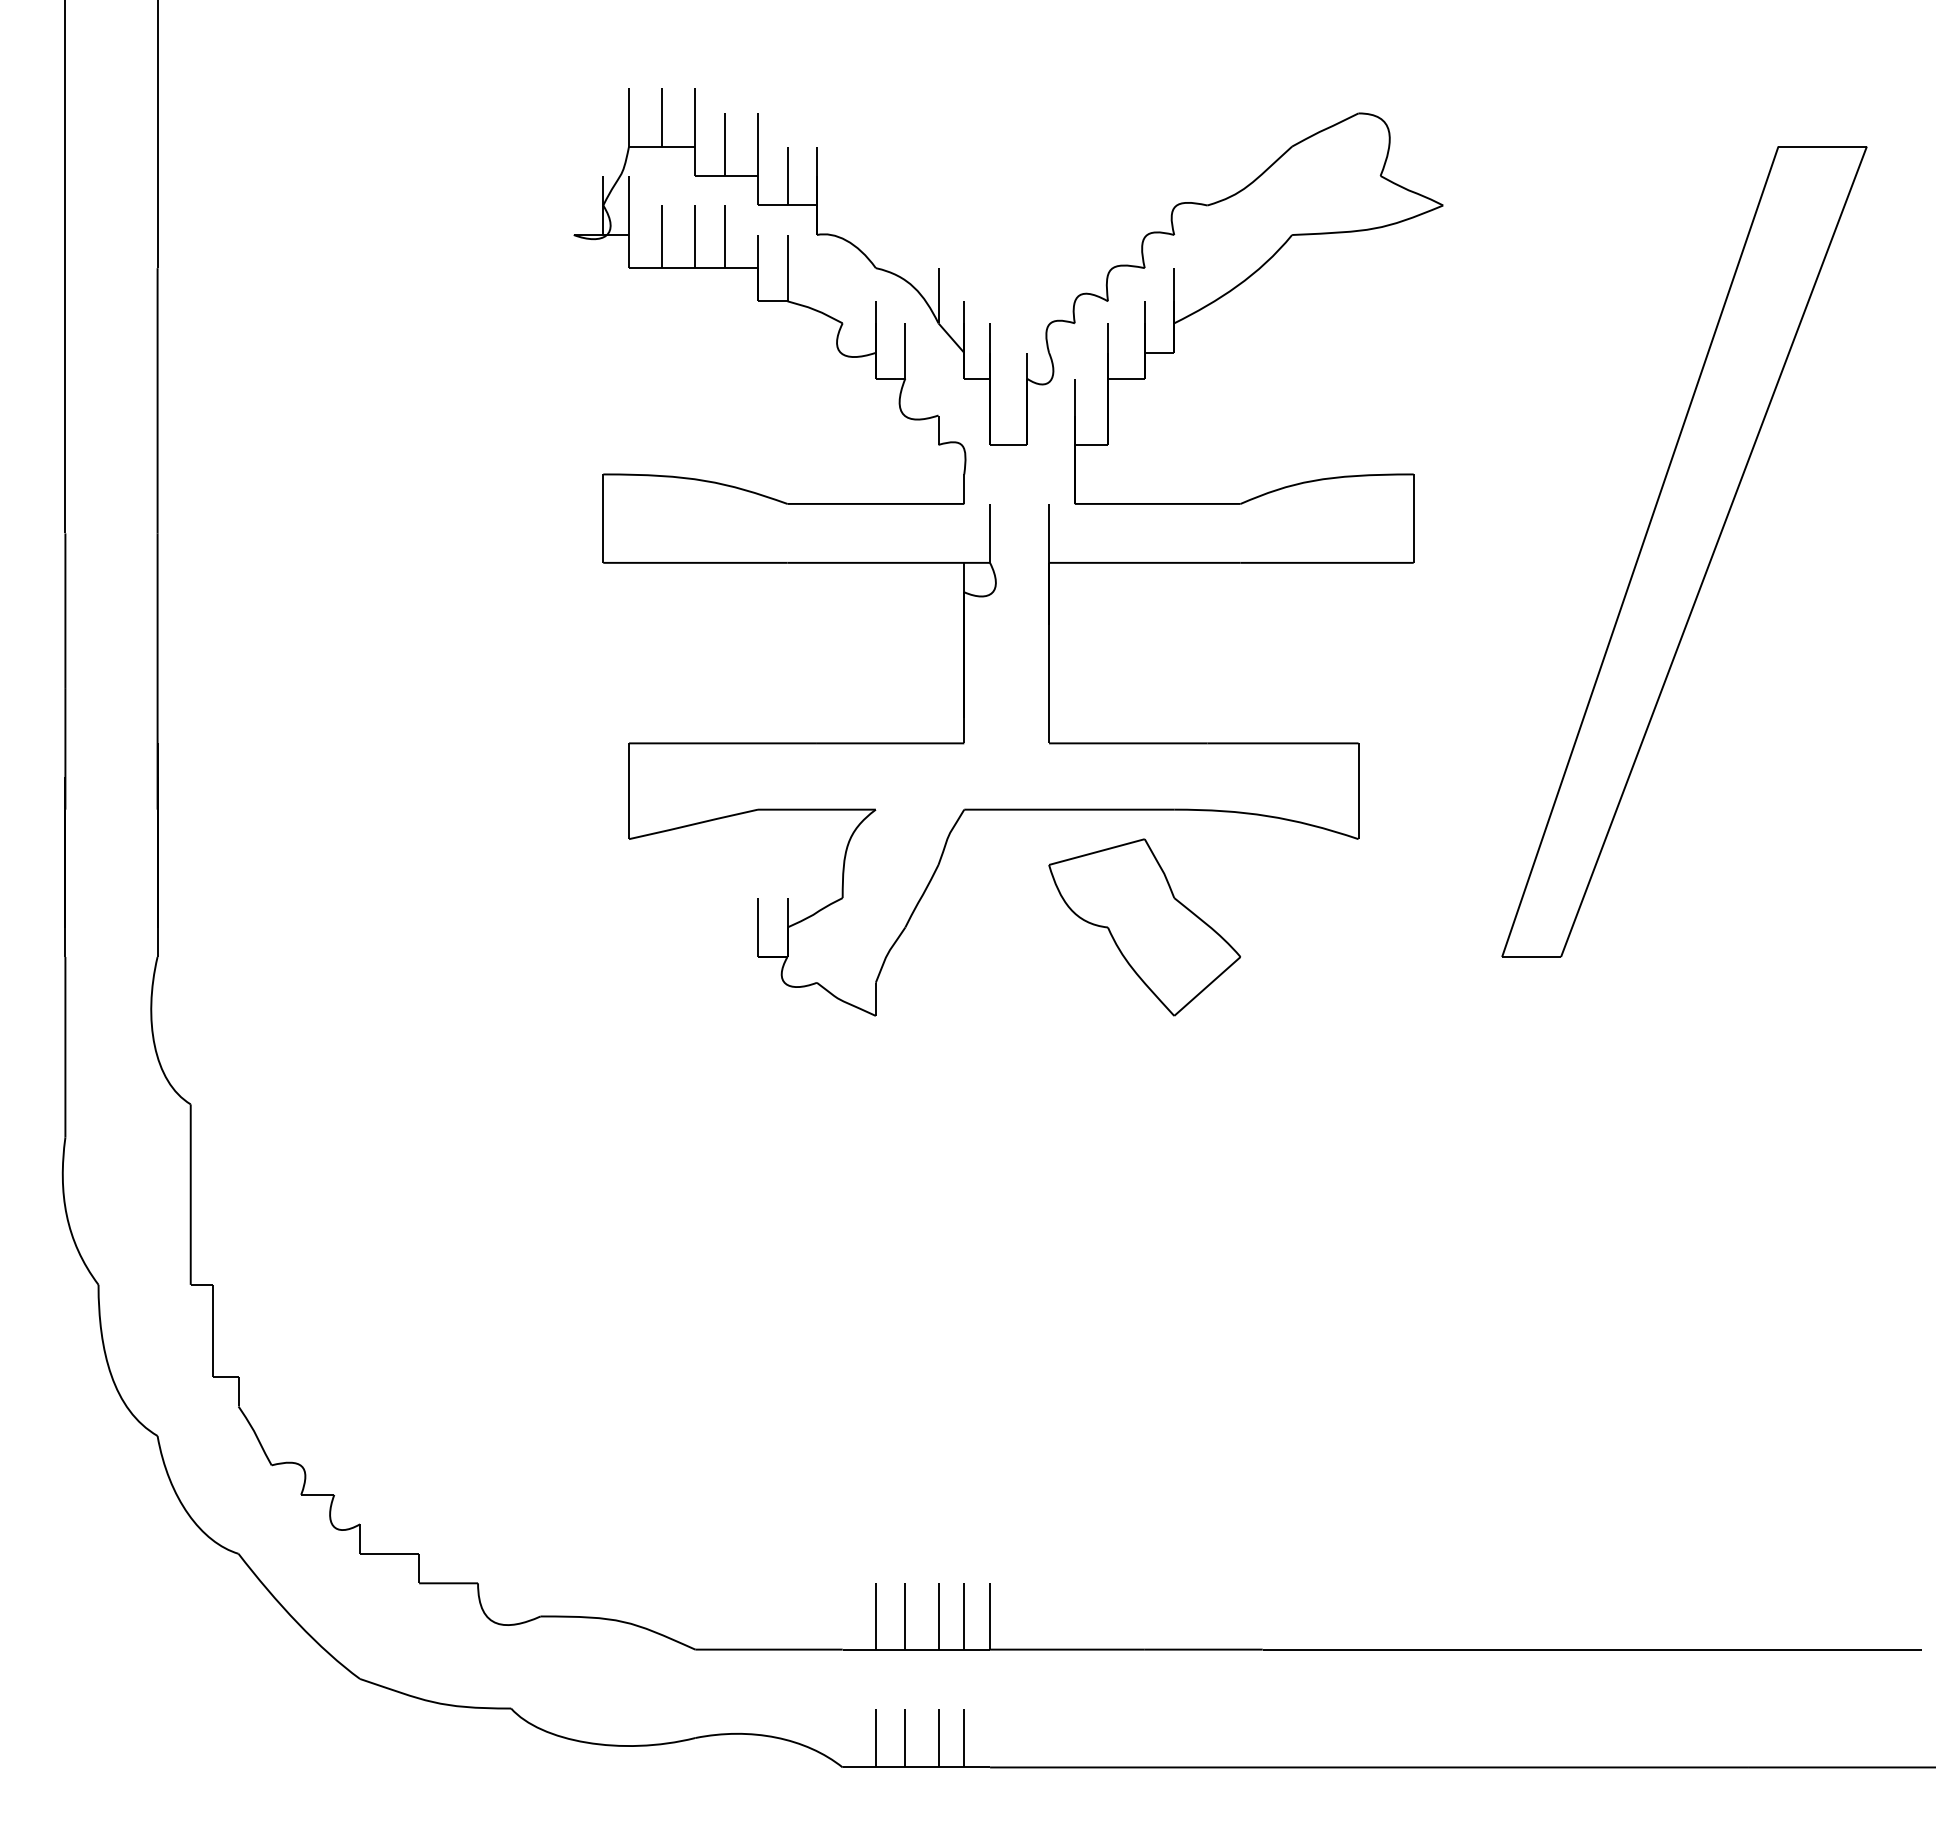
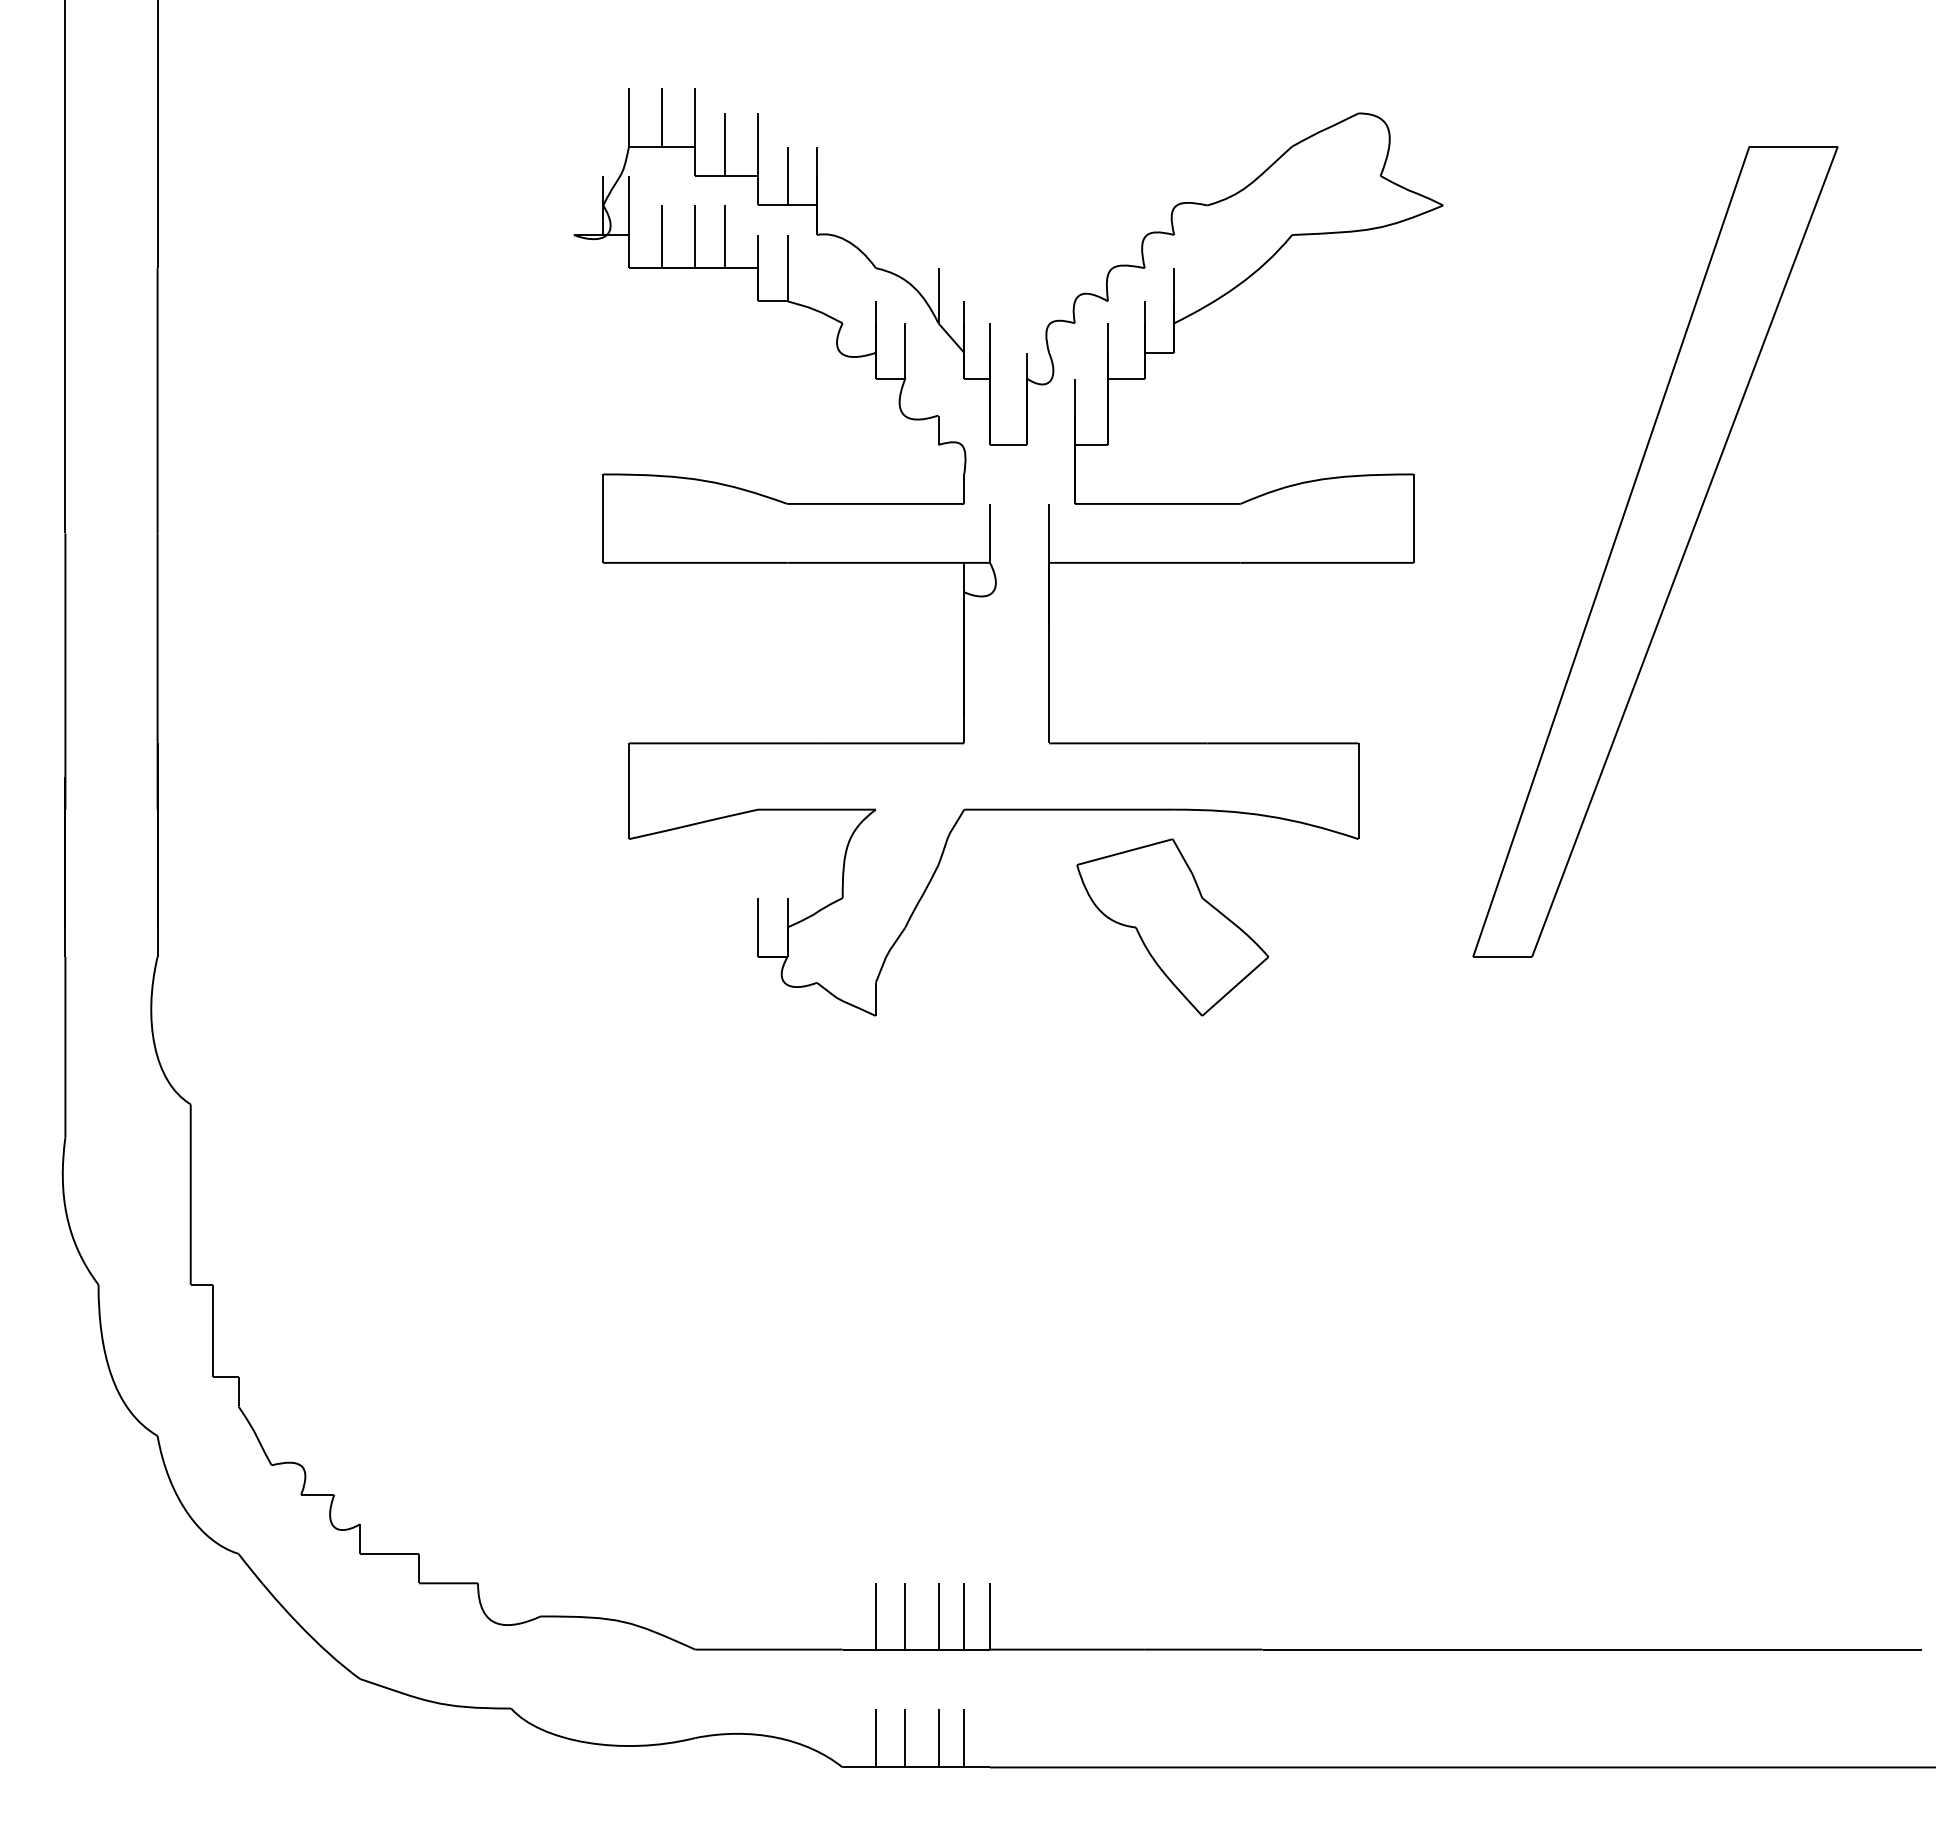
part position: (1684, 551) -> (1655, 551) (1655, 551)
part position: (1144, 927) -> (1172, 927) (1172, 927)
